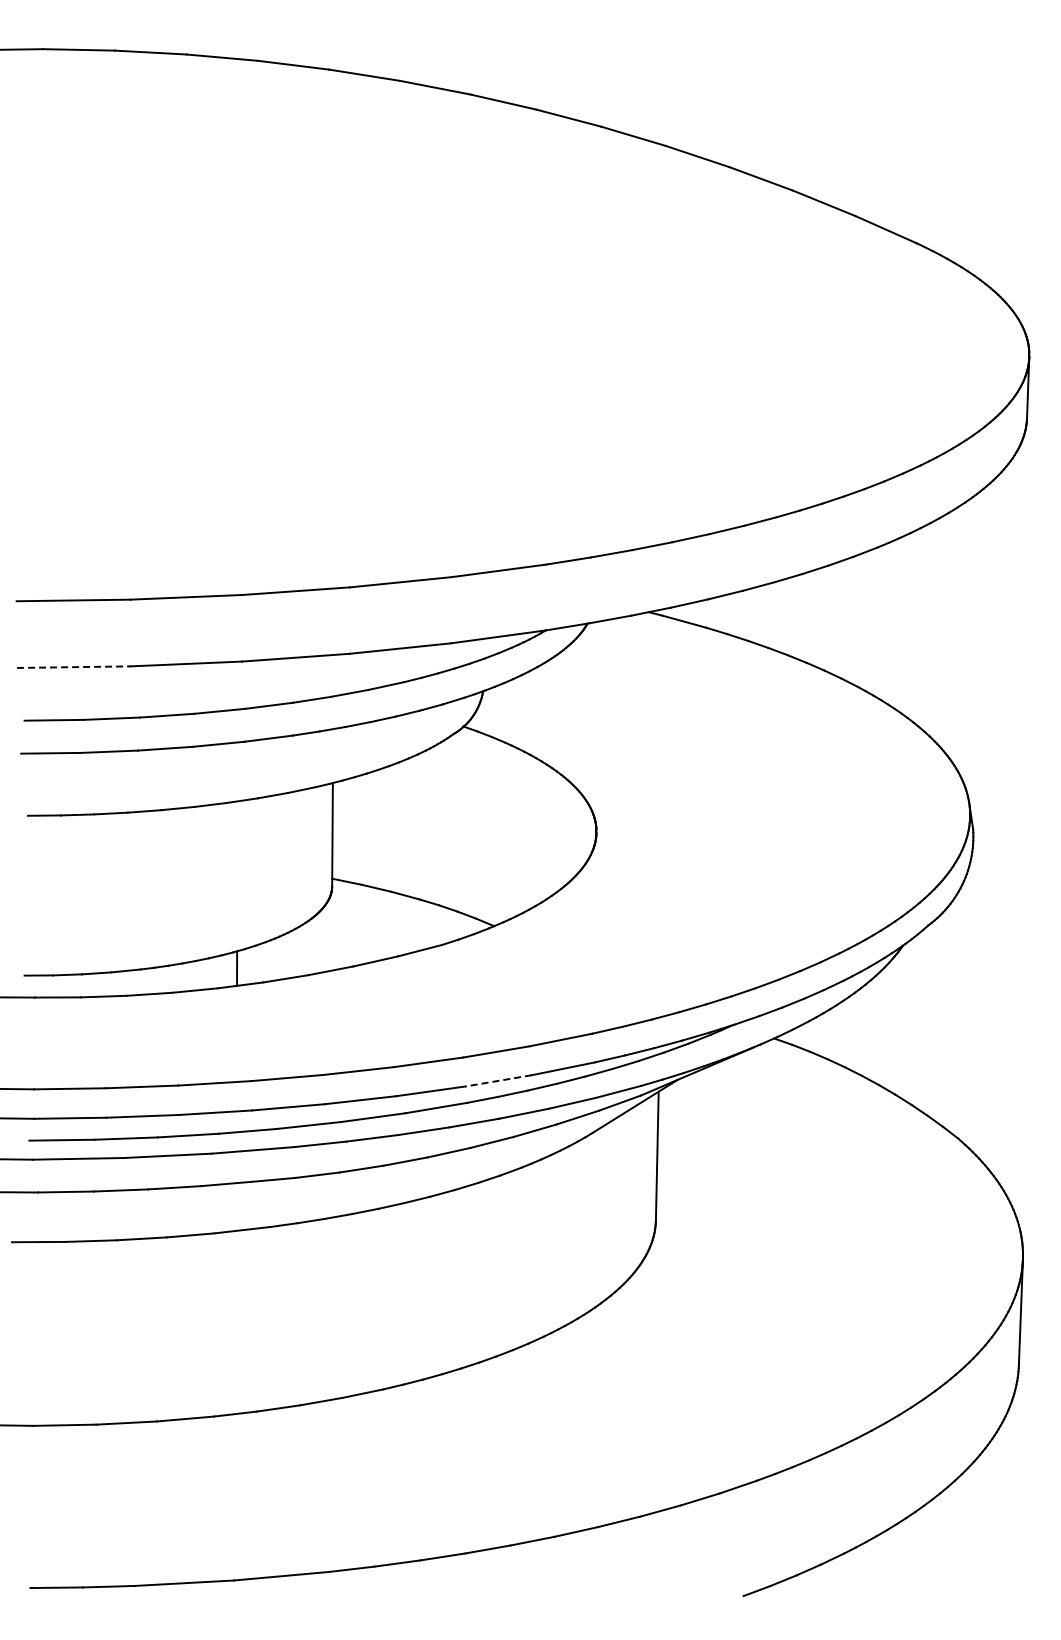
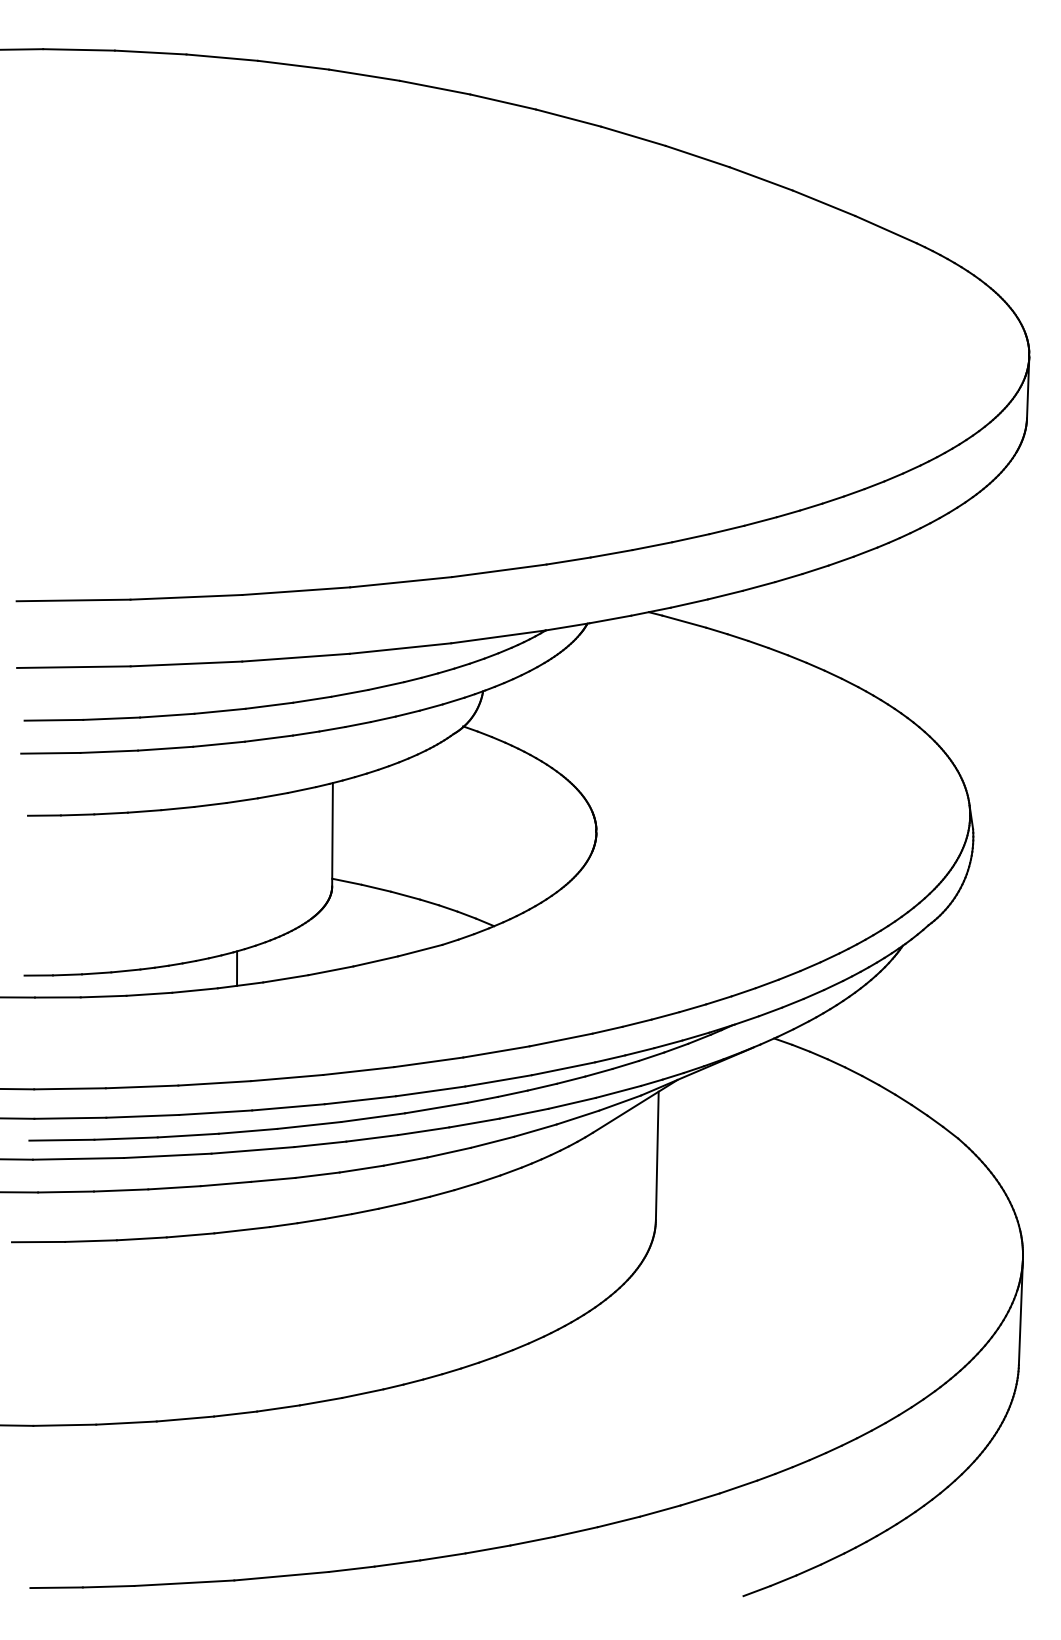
line: dashed -> solid (73, 667)
line: dashed -> solid (498, 1080)
